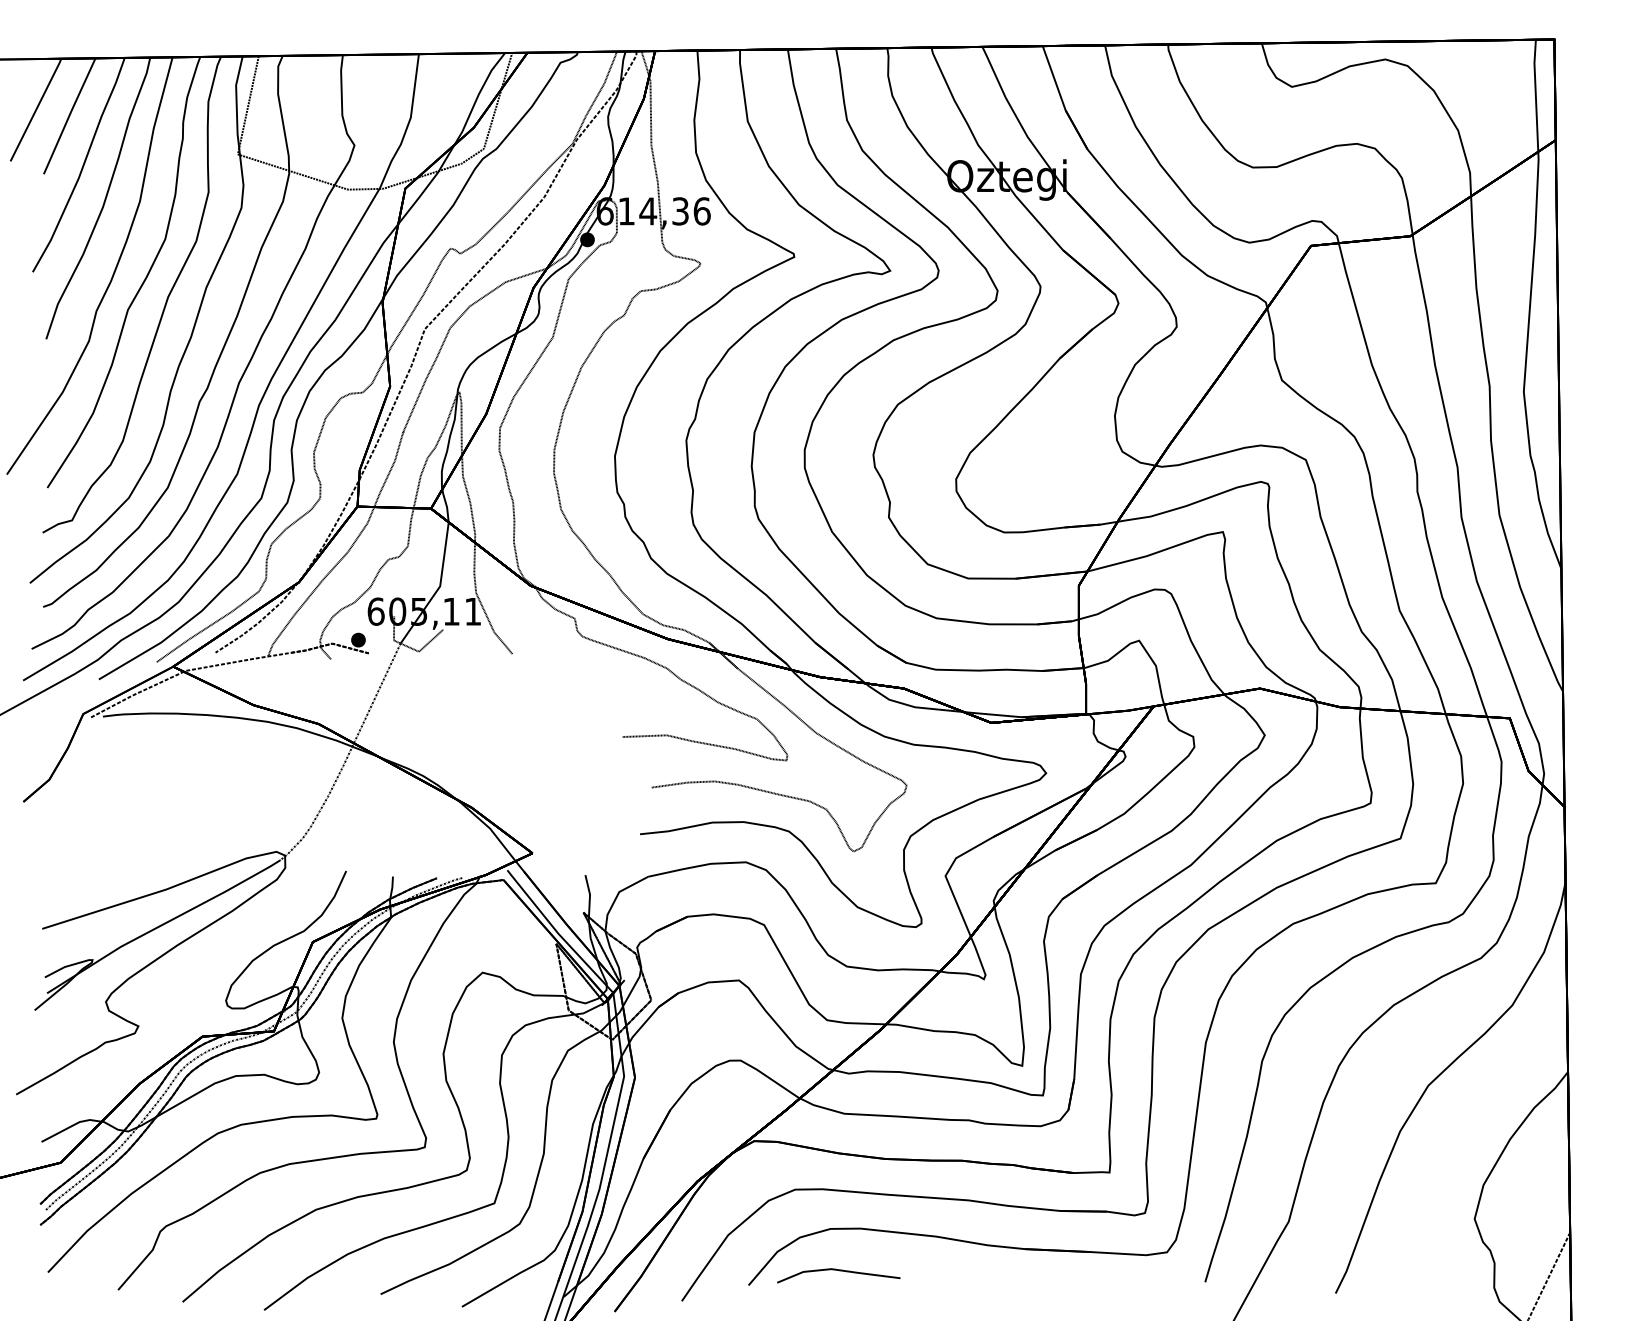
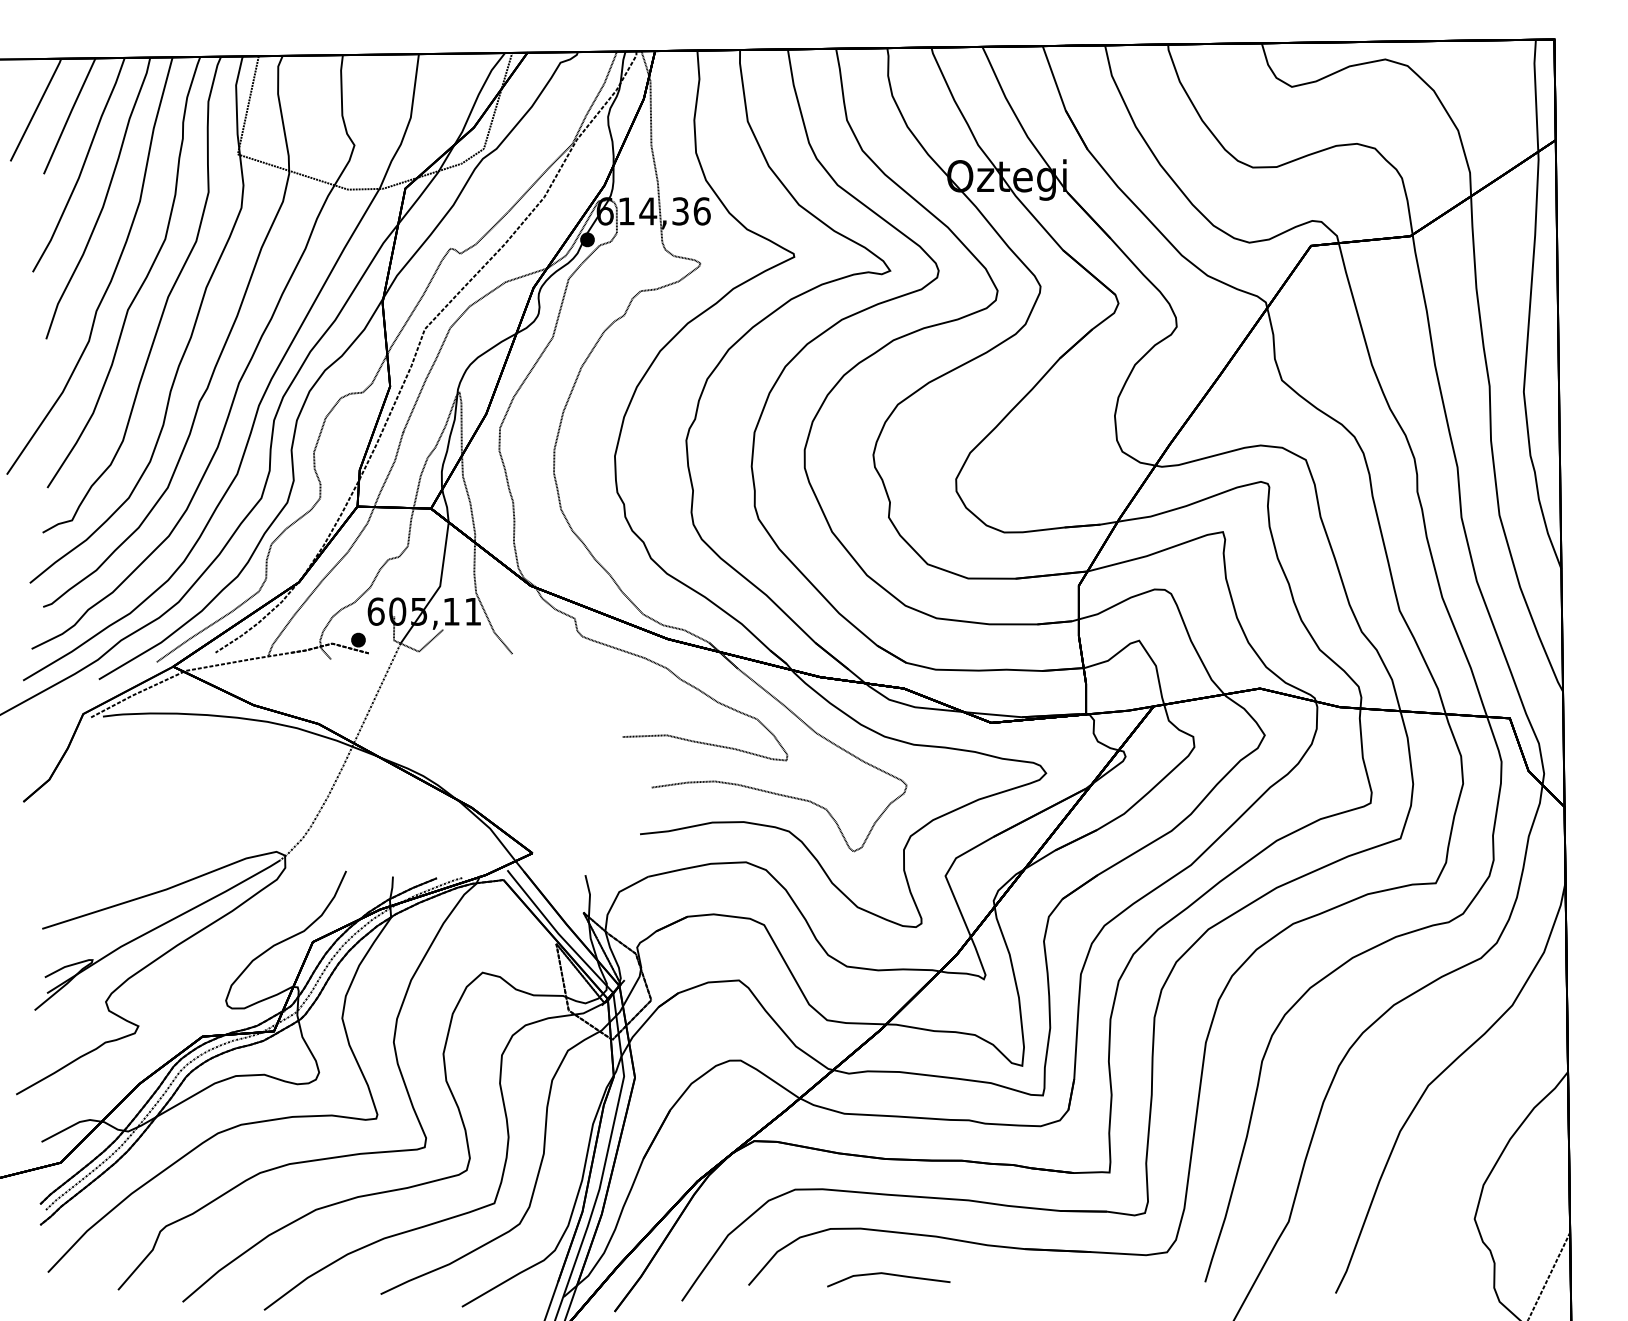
part position: (838, 1275) -> (888, 1279) (888, 1279)
